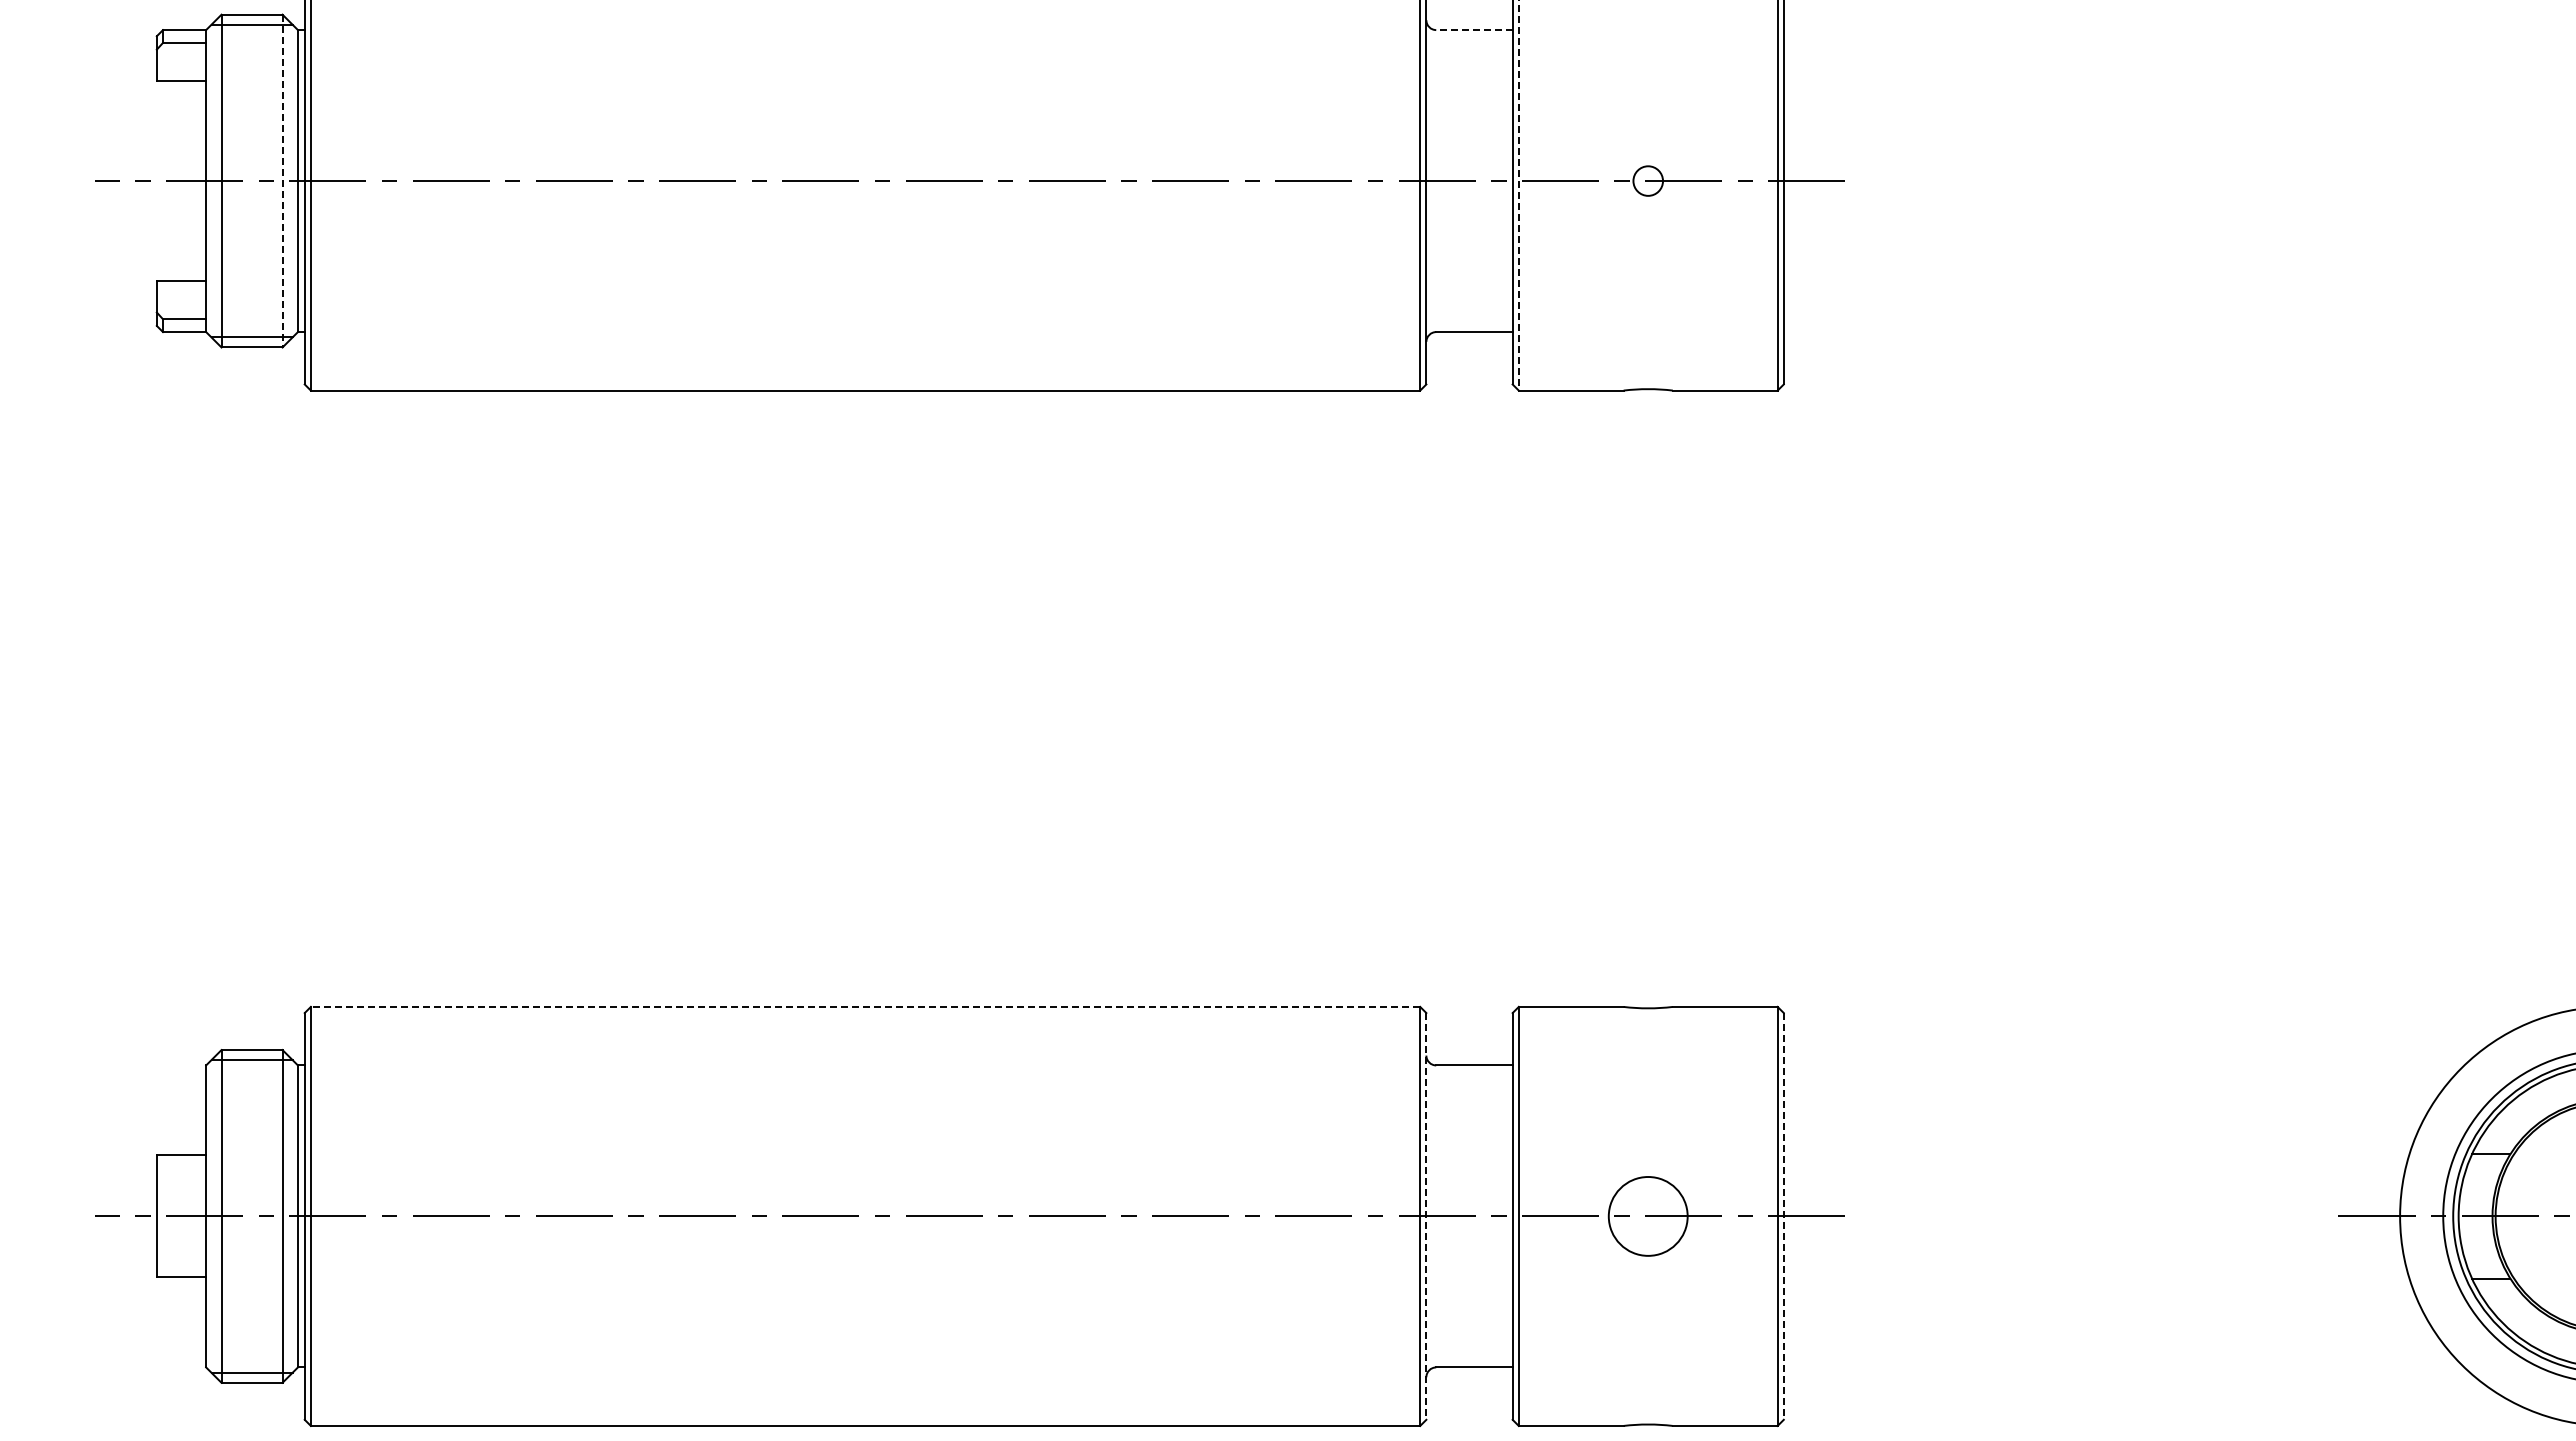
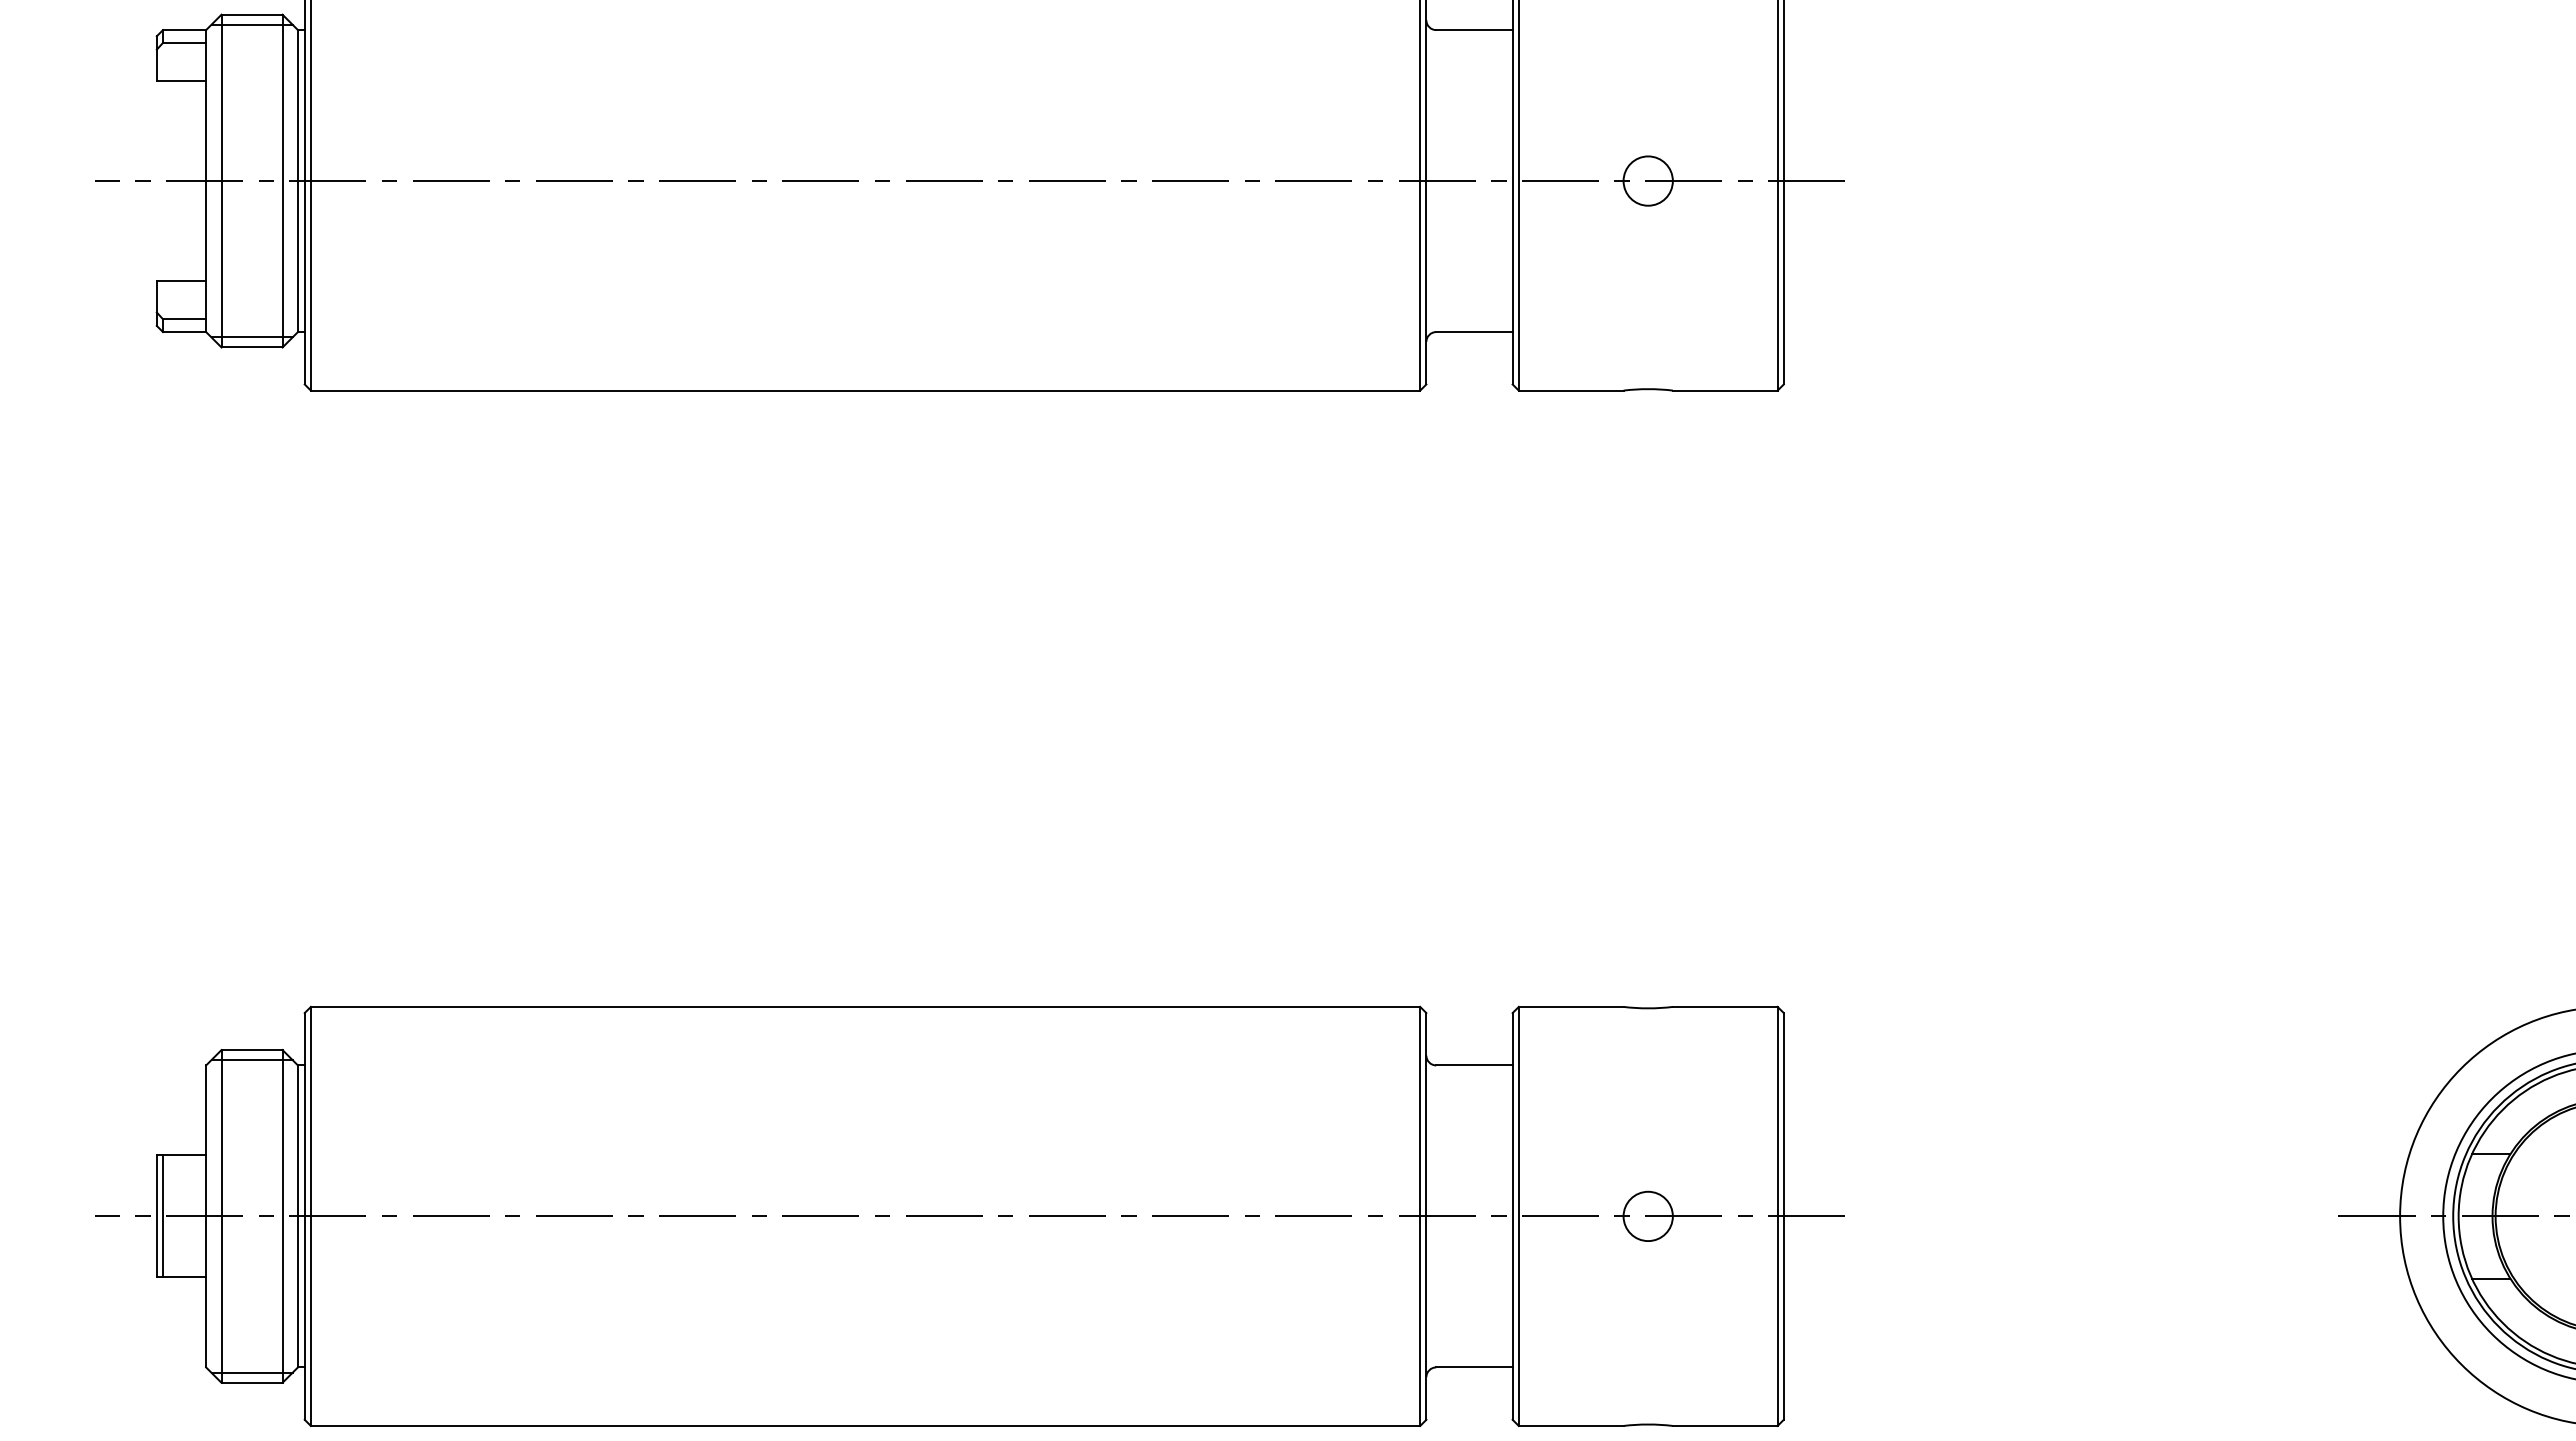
line: dashed -> solid (1473, 30)
circle diameter: 30 px -> 49 px (1647, 180)
line: dashed -> solid (282, 181)
line: dashed -> solid (1518, 196)
line: dashed -> solid (865, 1006)
line: none -> present (163, 1216)
line: dashed -> solid (1426, 1216)
circle diameter: 79 px -> 49 px (1647, 1216)
line: dashed -> solid (1783, 1216)
